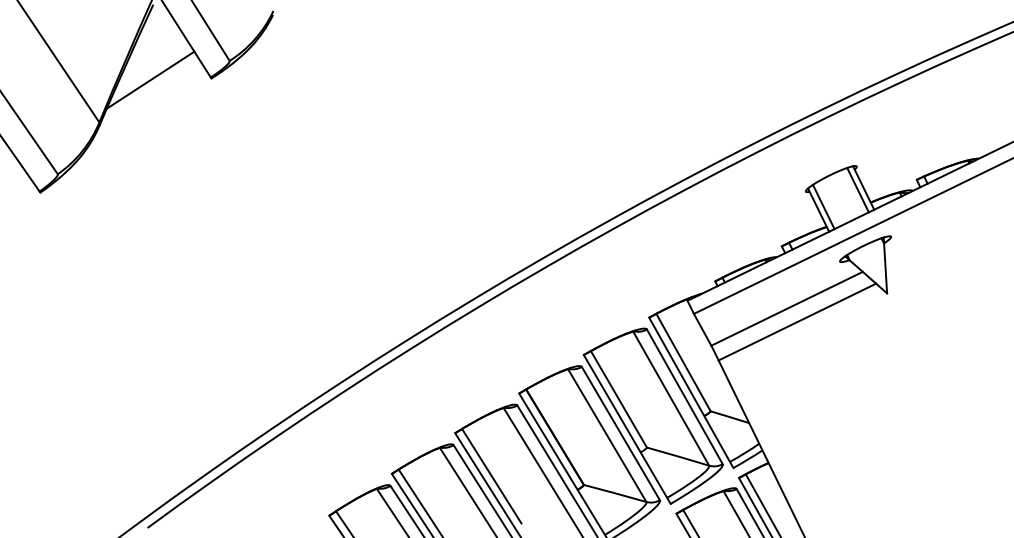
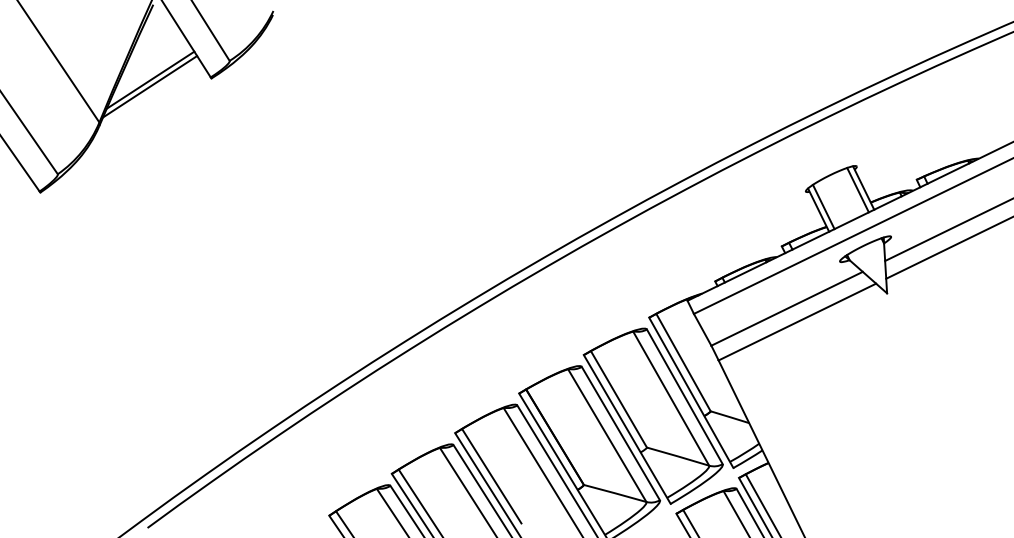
line: none -> present (150, 86)
line: none -> present (947, 230)
line: none -> present (948, 248)
